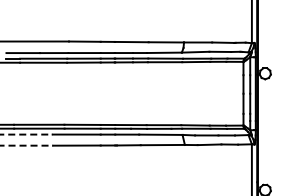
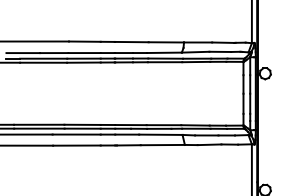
line: dashed -> solid (26, 134)
line: dashed -> solid (27, 145)
